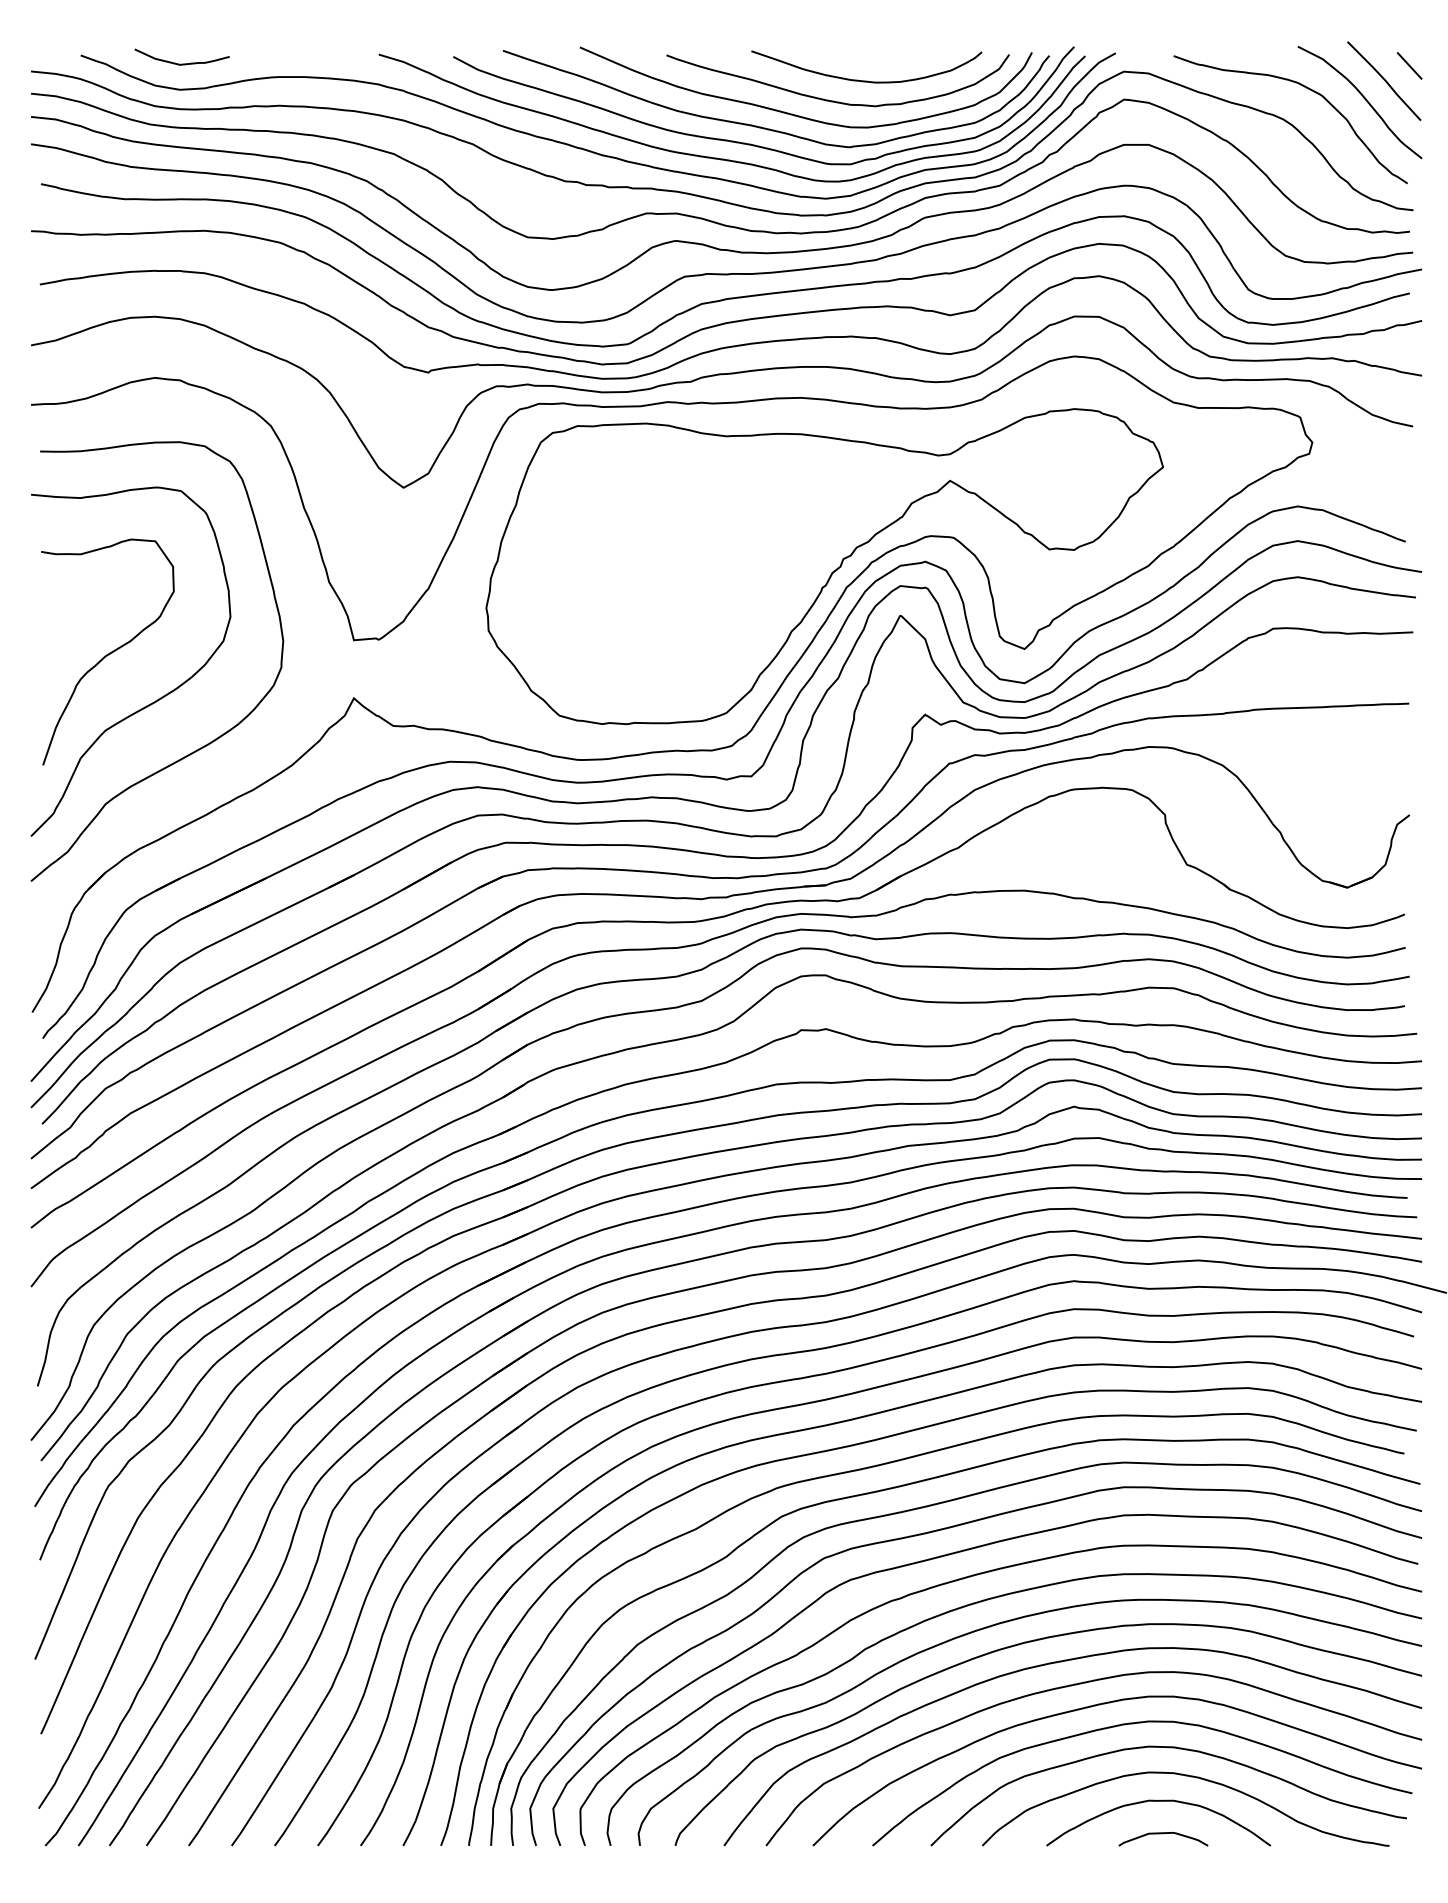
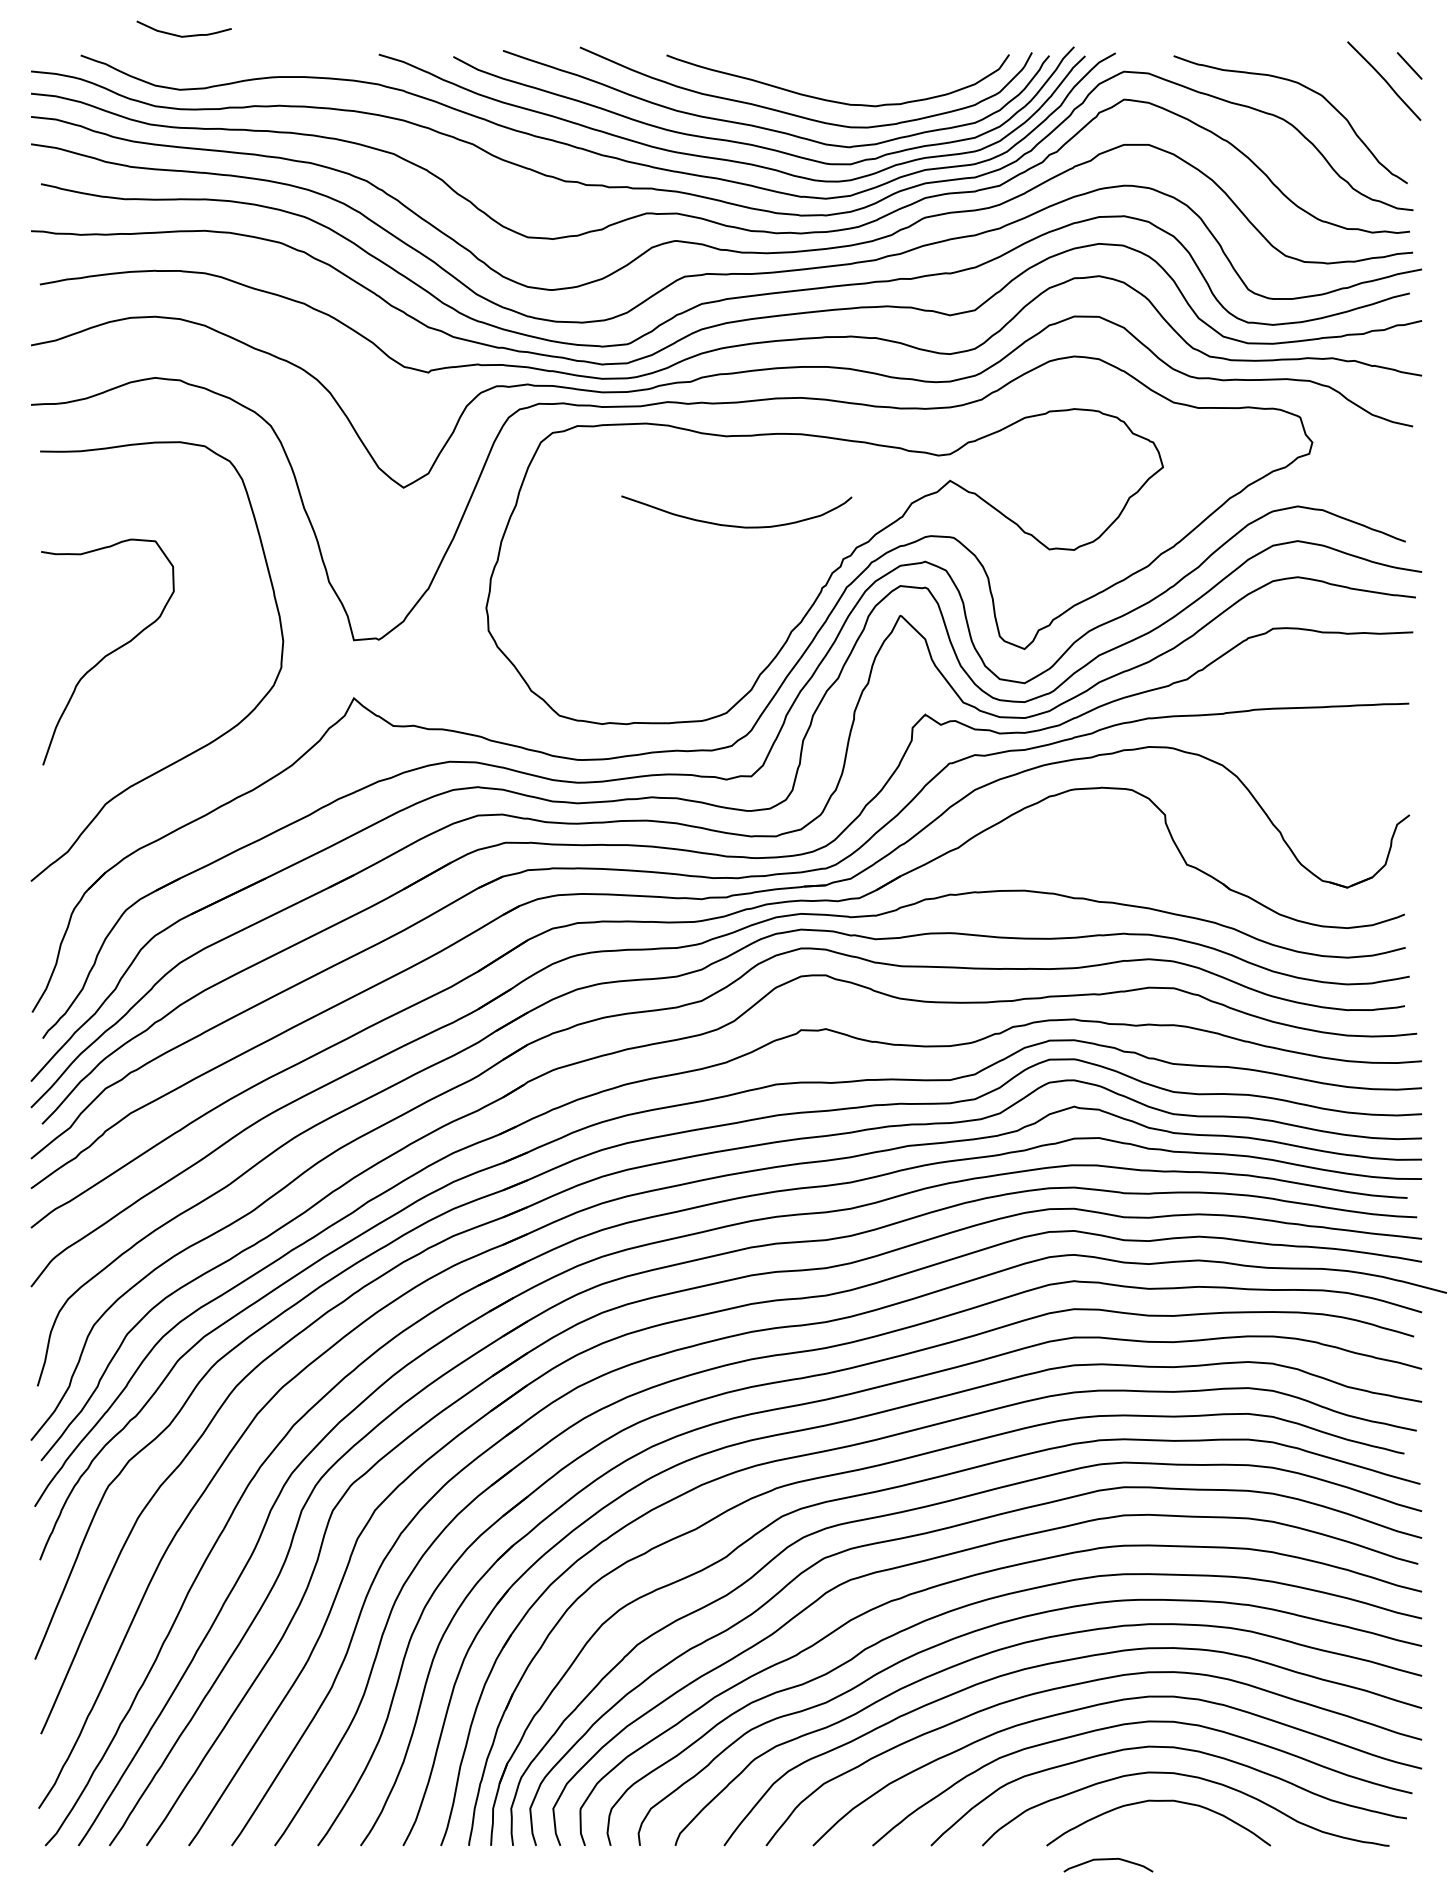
curve position: (181, 63) -> (183, 35) (183, 35)
curve position: (866, 80) -> (736, 525) (736, 525)
curve: present -> none (1363, 98)
curve: present -> none (153, 701)
curve position: (1163, 1834) -> (1108, 1860) (1108, 1860)
